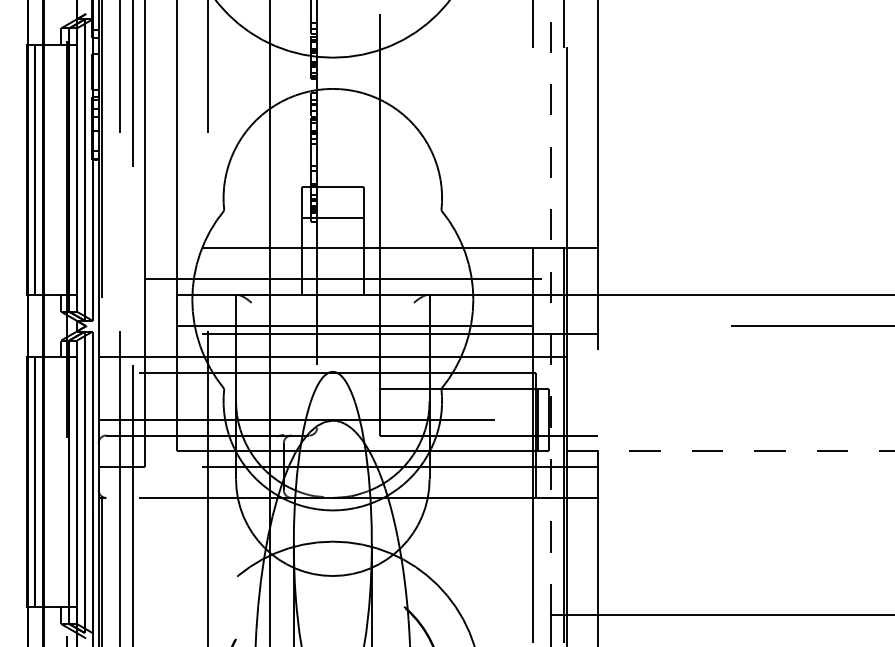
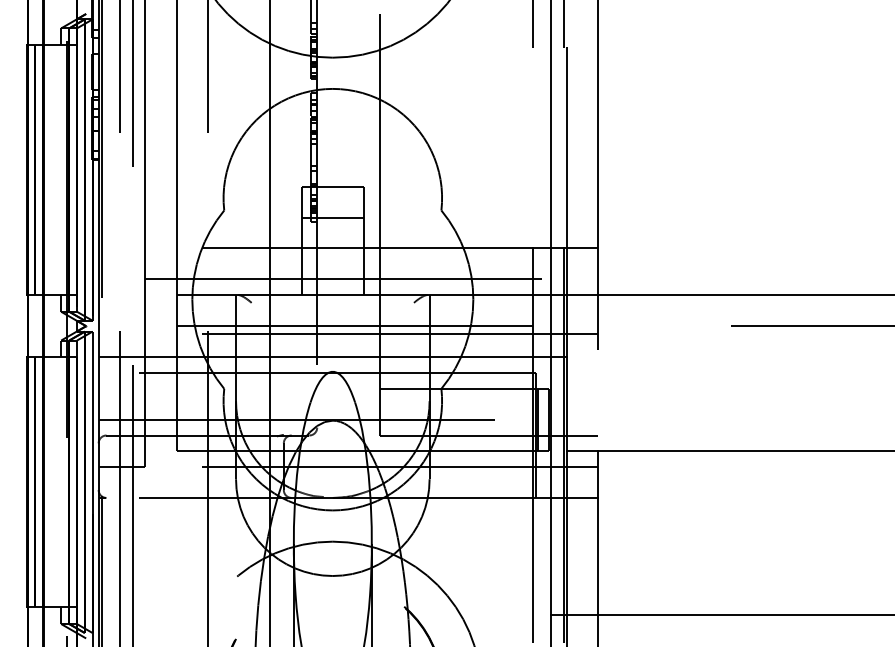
line: dashed -> solid (551, 307)
line: dashed -> solid (730, 451)
